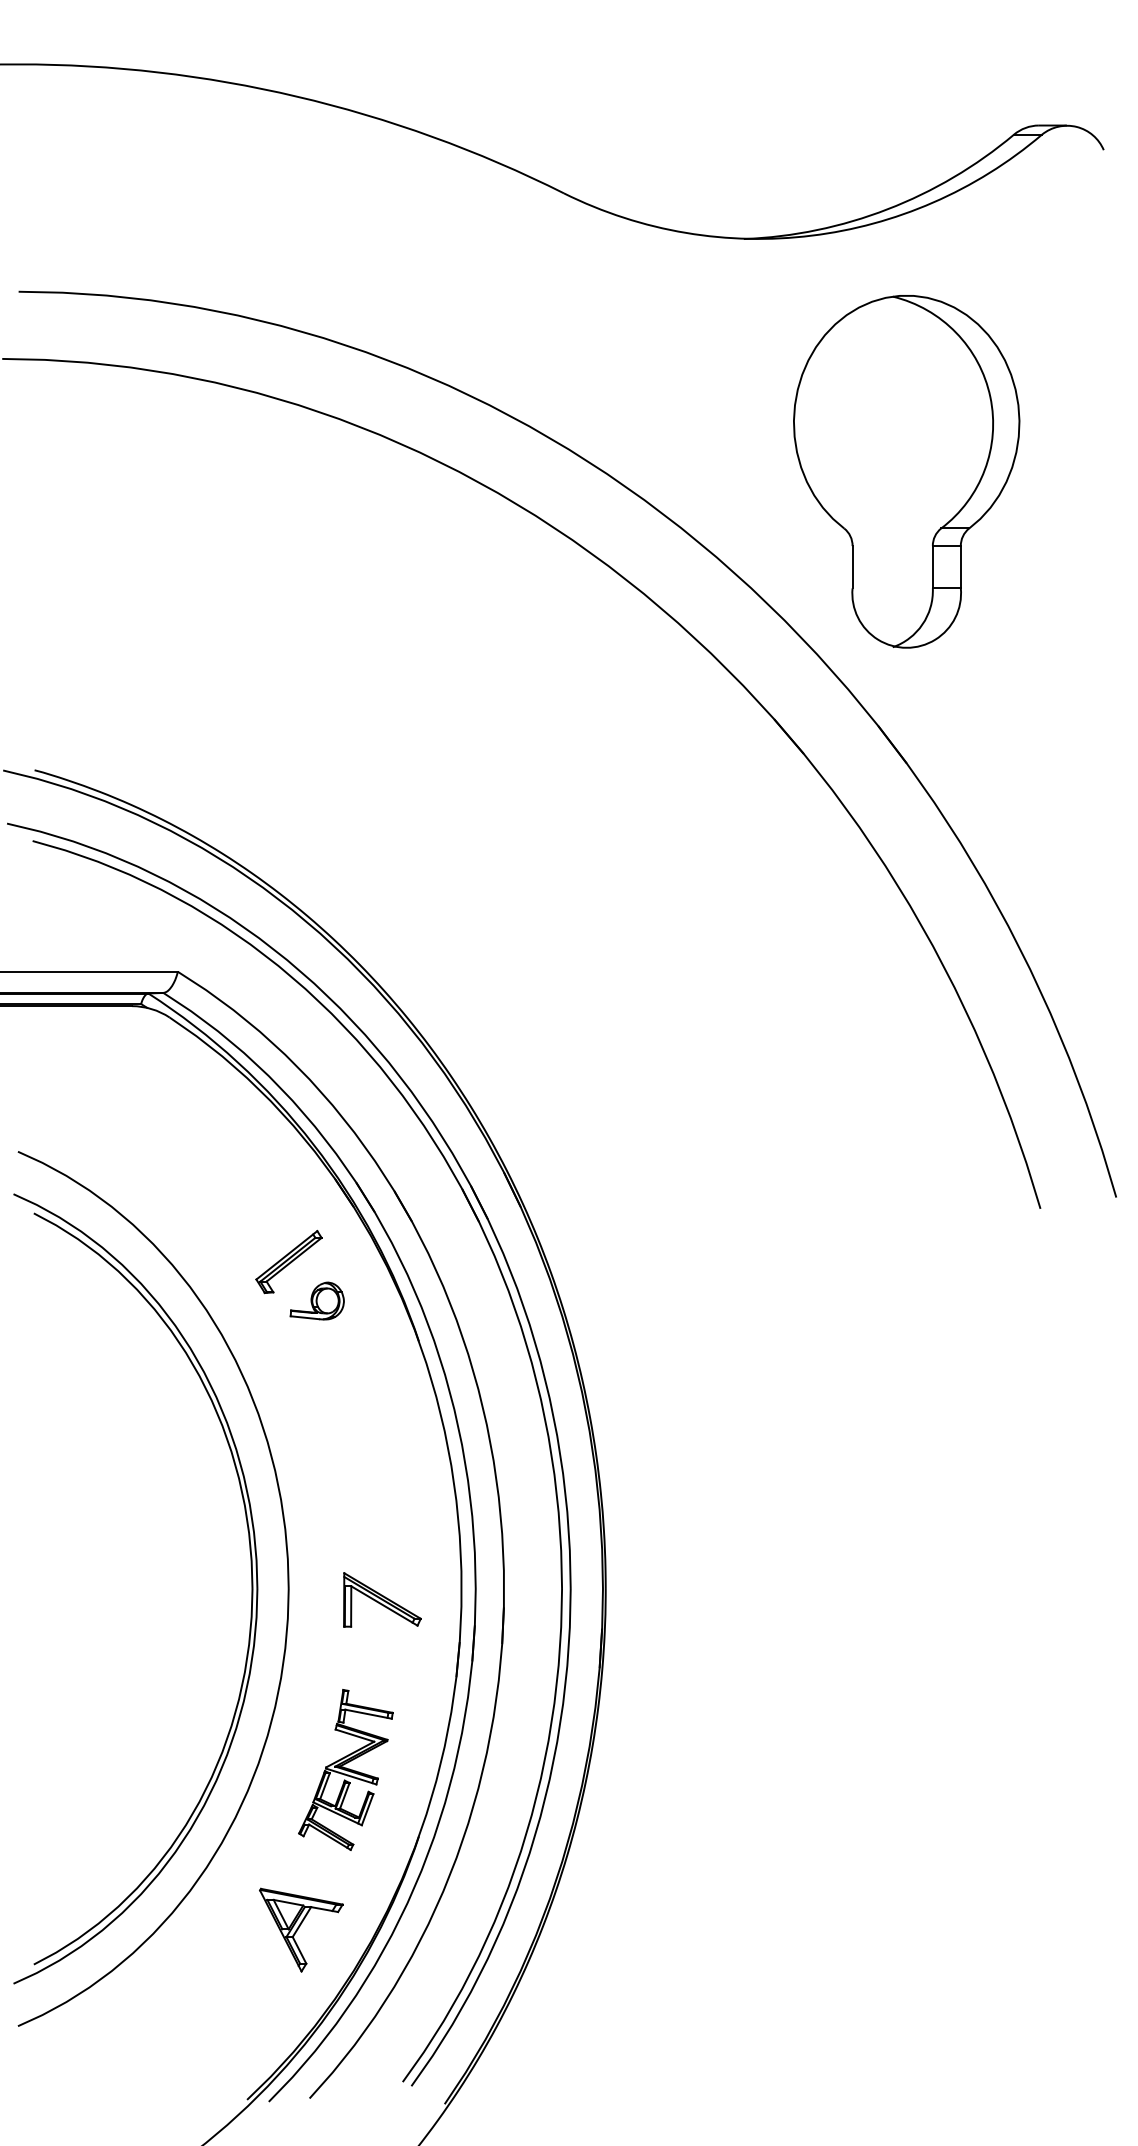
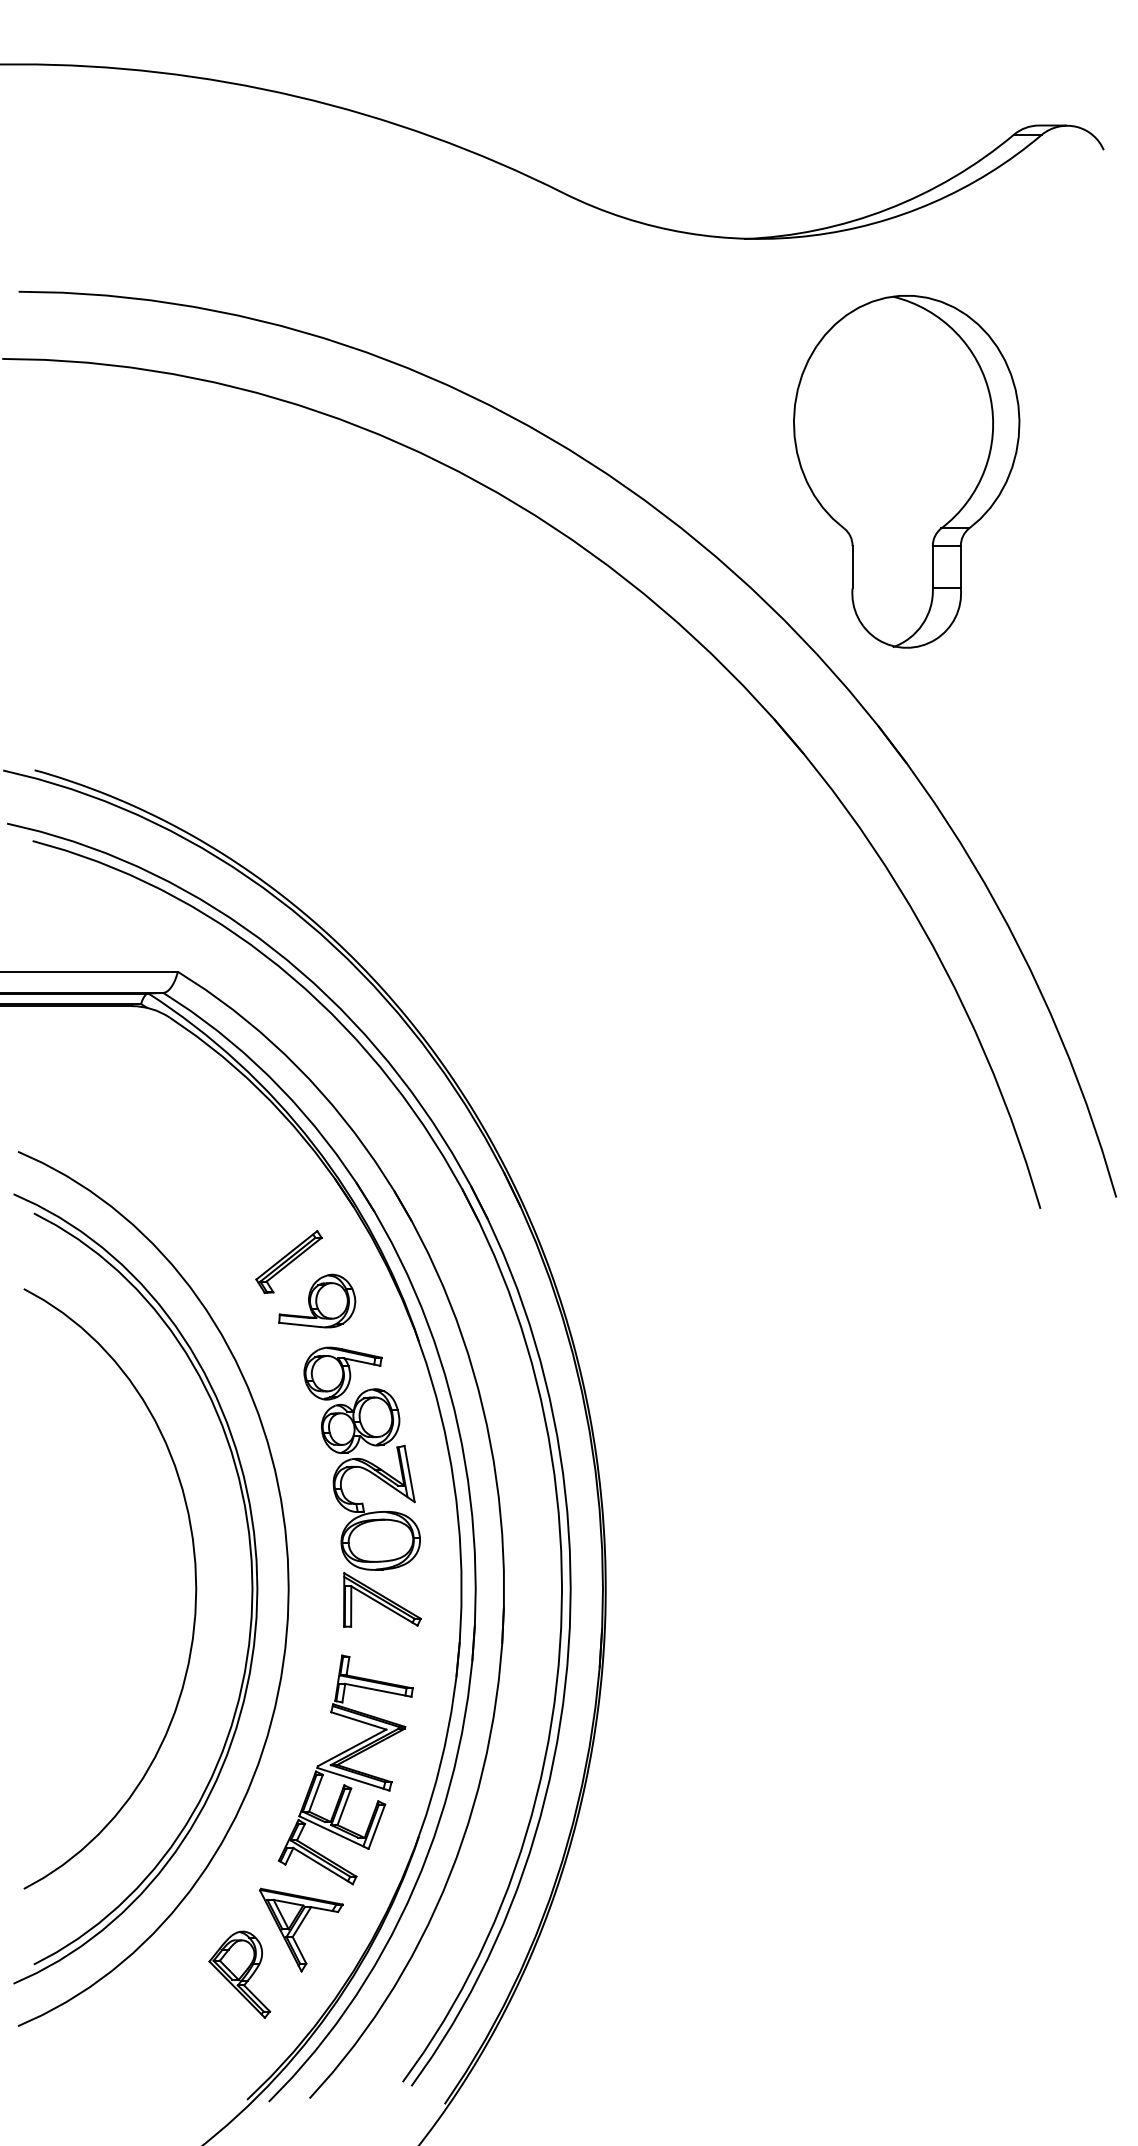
part size: 56x40 px -> 79x56 px (317, 1300)
part: none -> present (361, 1458)
part: none -> present (194, 1575)
part size: 96x162 px -> 136x232 px (345, 1769)
part: none -> present (239, 1974)
